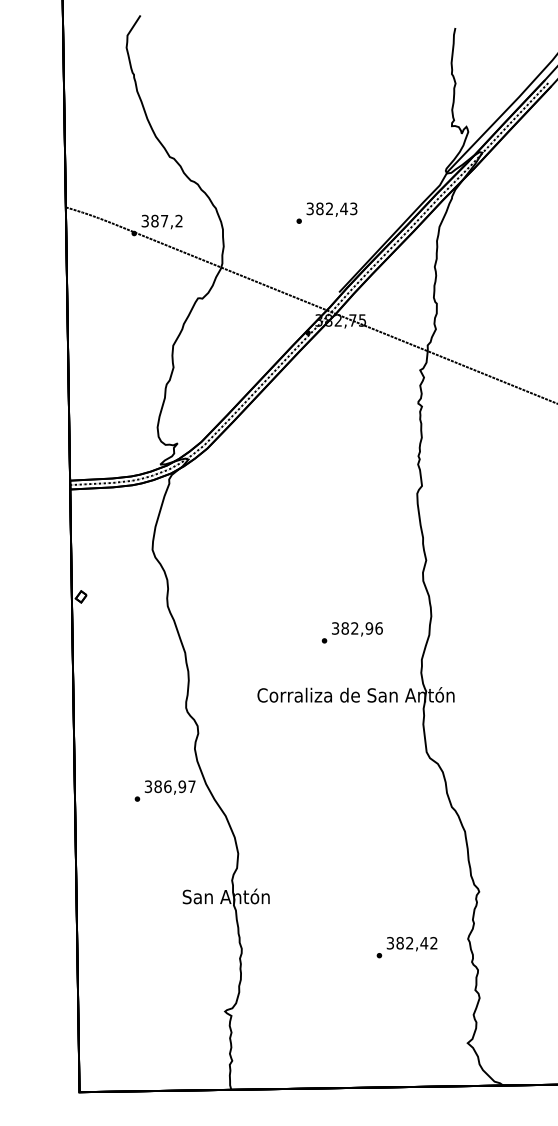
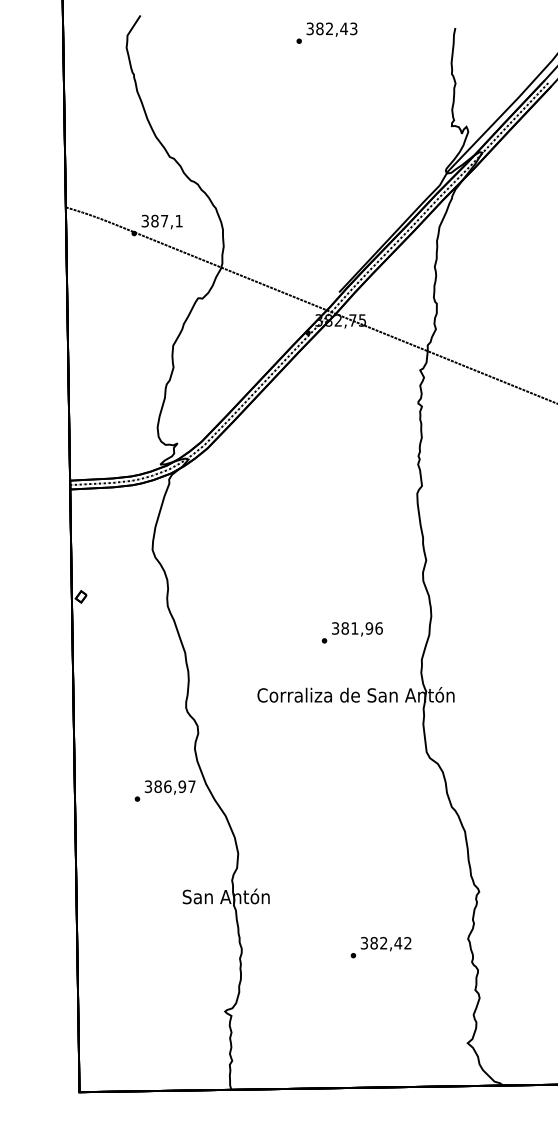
text position: (326, 212) -> (326, 32) (326, 32)
text: 387,2 -> 387,1 (178, 220)
text: 382,96 -> 381,96 (354, 628)
text position: (406, 947) -> (380, 947) (380, 947)
